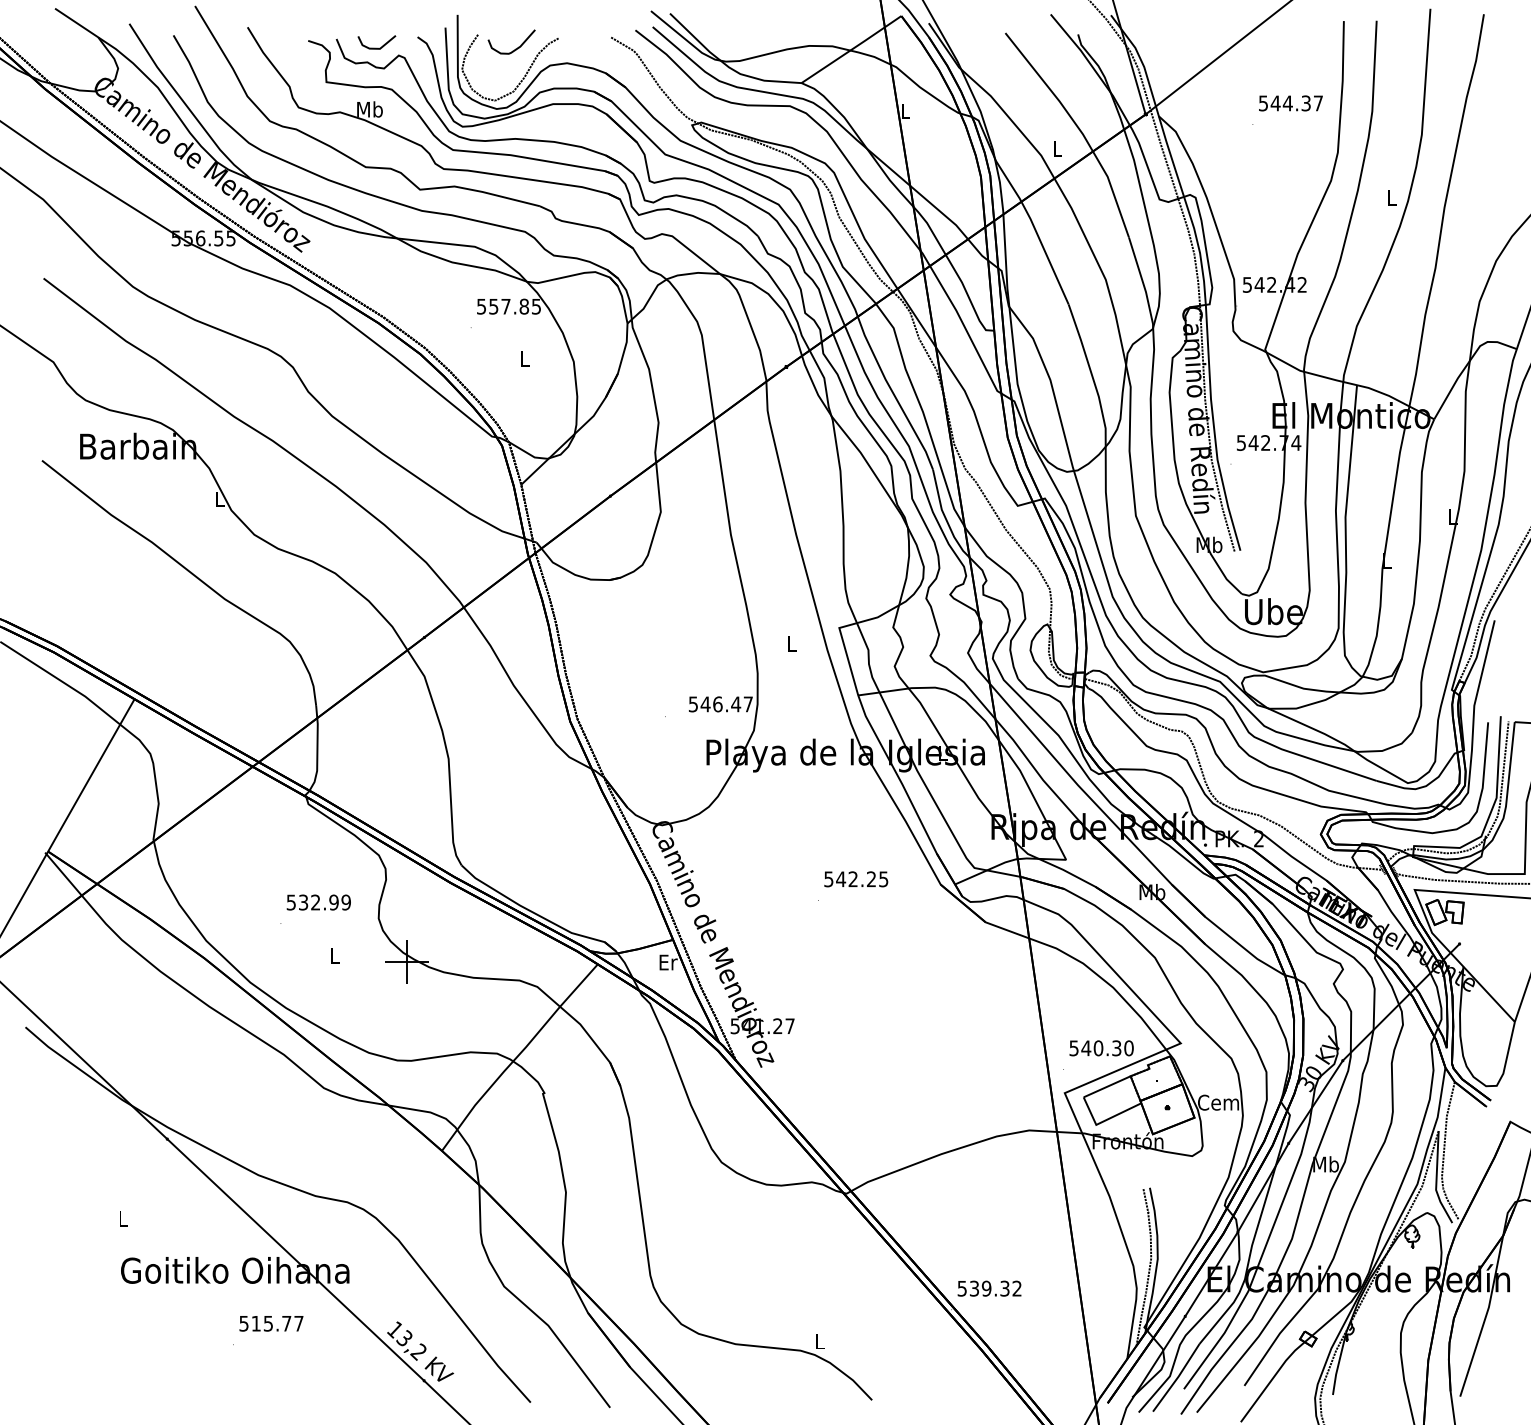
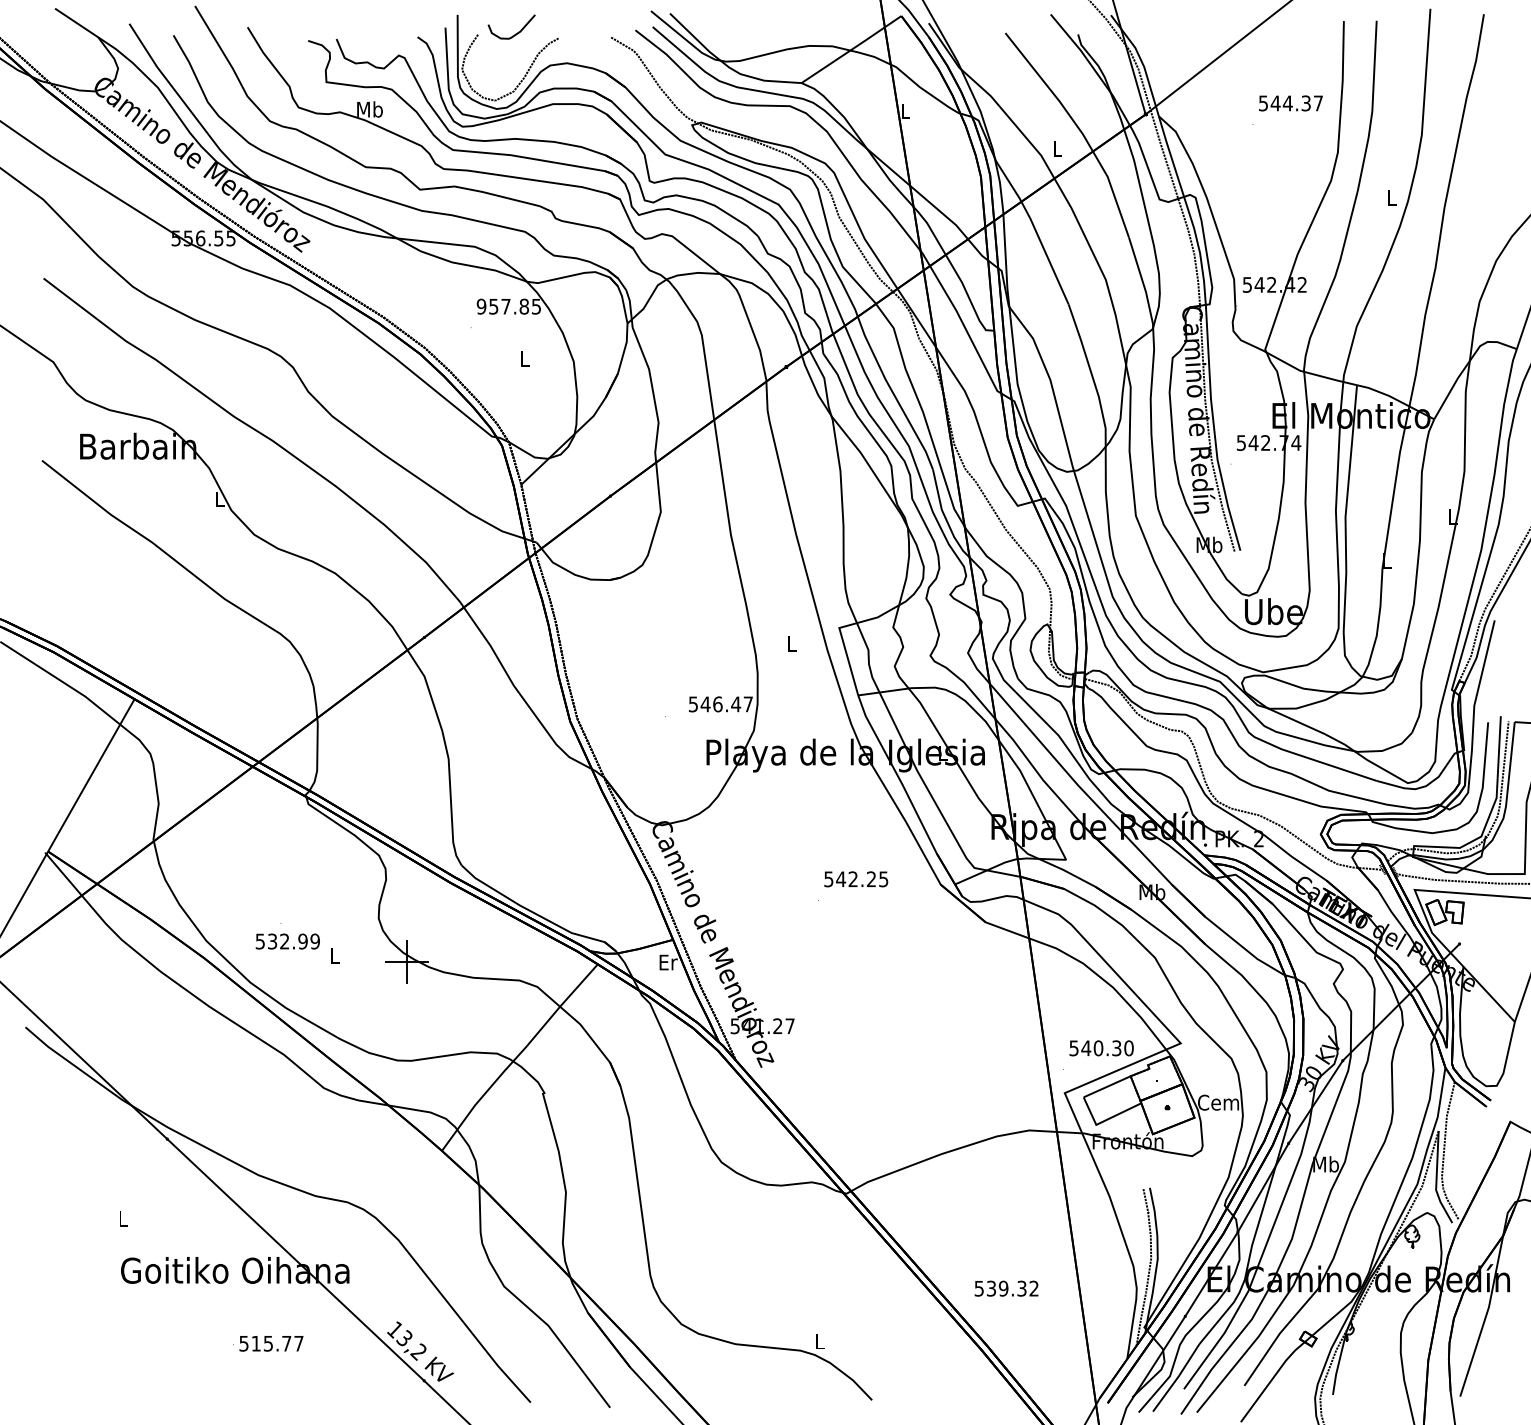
line: present -> none (376, 47)
curve position: (515, 48) -> (515, 33) (515, 33)
text: 557.85 -> 957.85 (481, 306)
text position: (318, 902) -> (287, 941) (287, 941)
text position: (989, 1288) -> (1006, 1288) (1006, 1288)
text position: (271, 1323) -> (271, 1343) (271, 1343)
